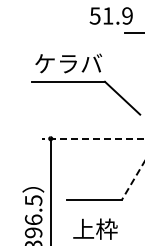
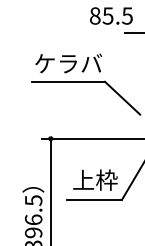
text: 51.9 -> 85.5 (110, 15)
line: dashed -> solid (93, 138)
line: dashed -> solid (133, 181)
text position: (95, 228) -> (95, 179) (95, 179)
